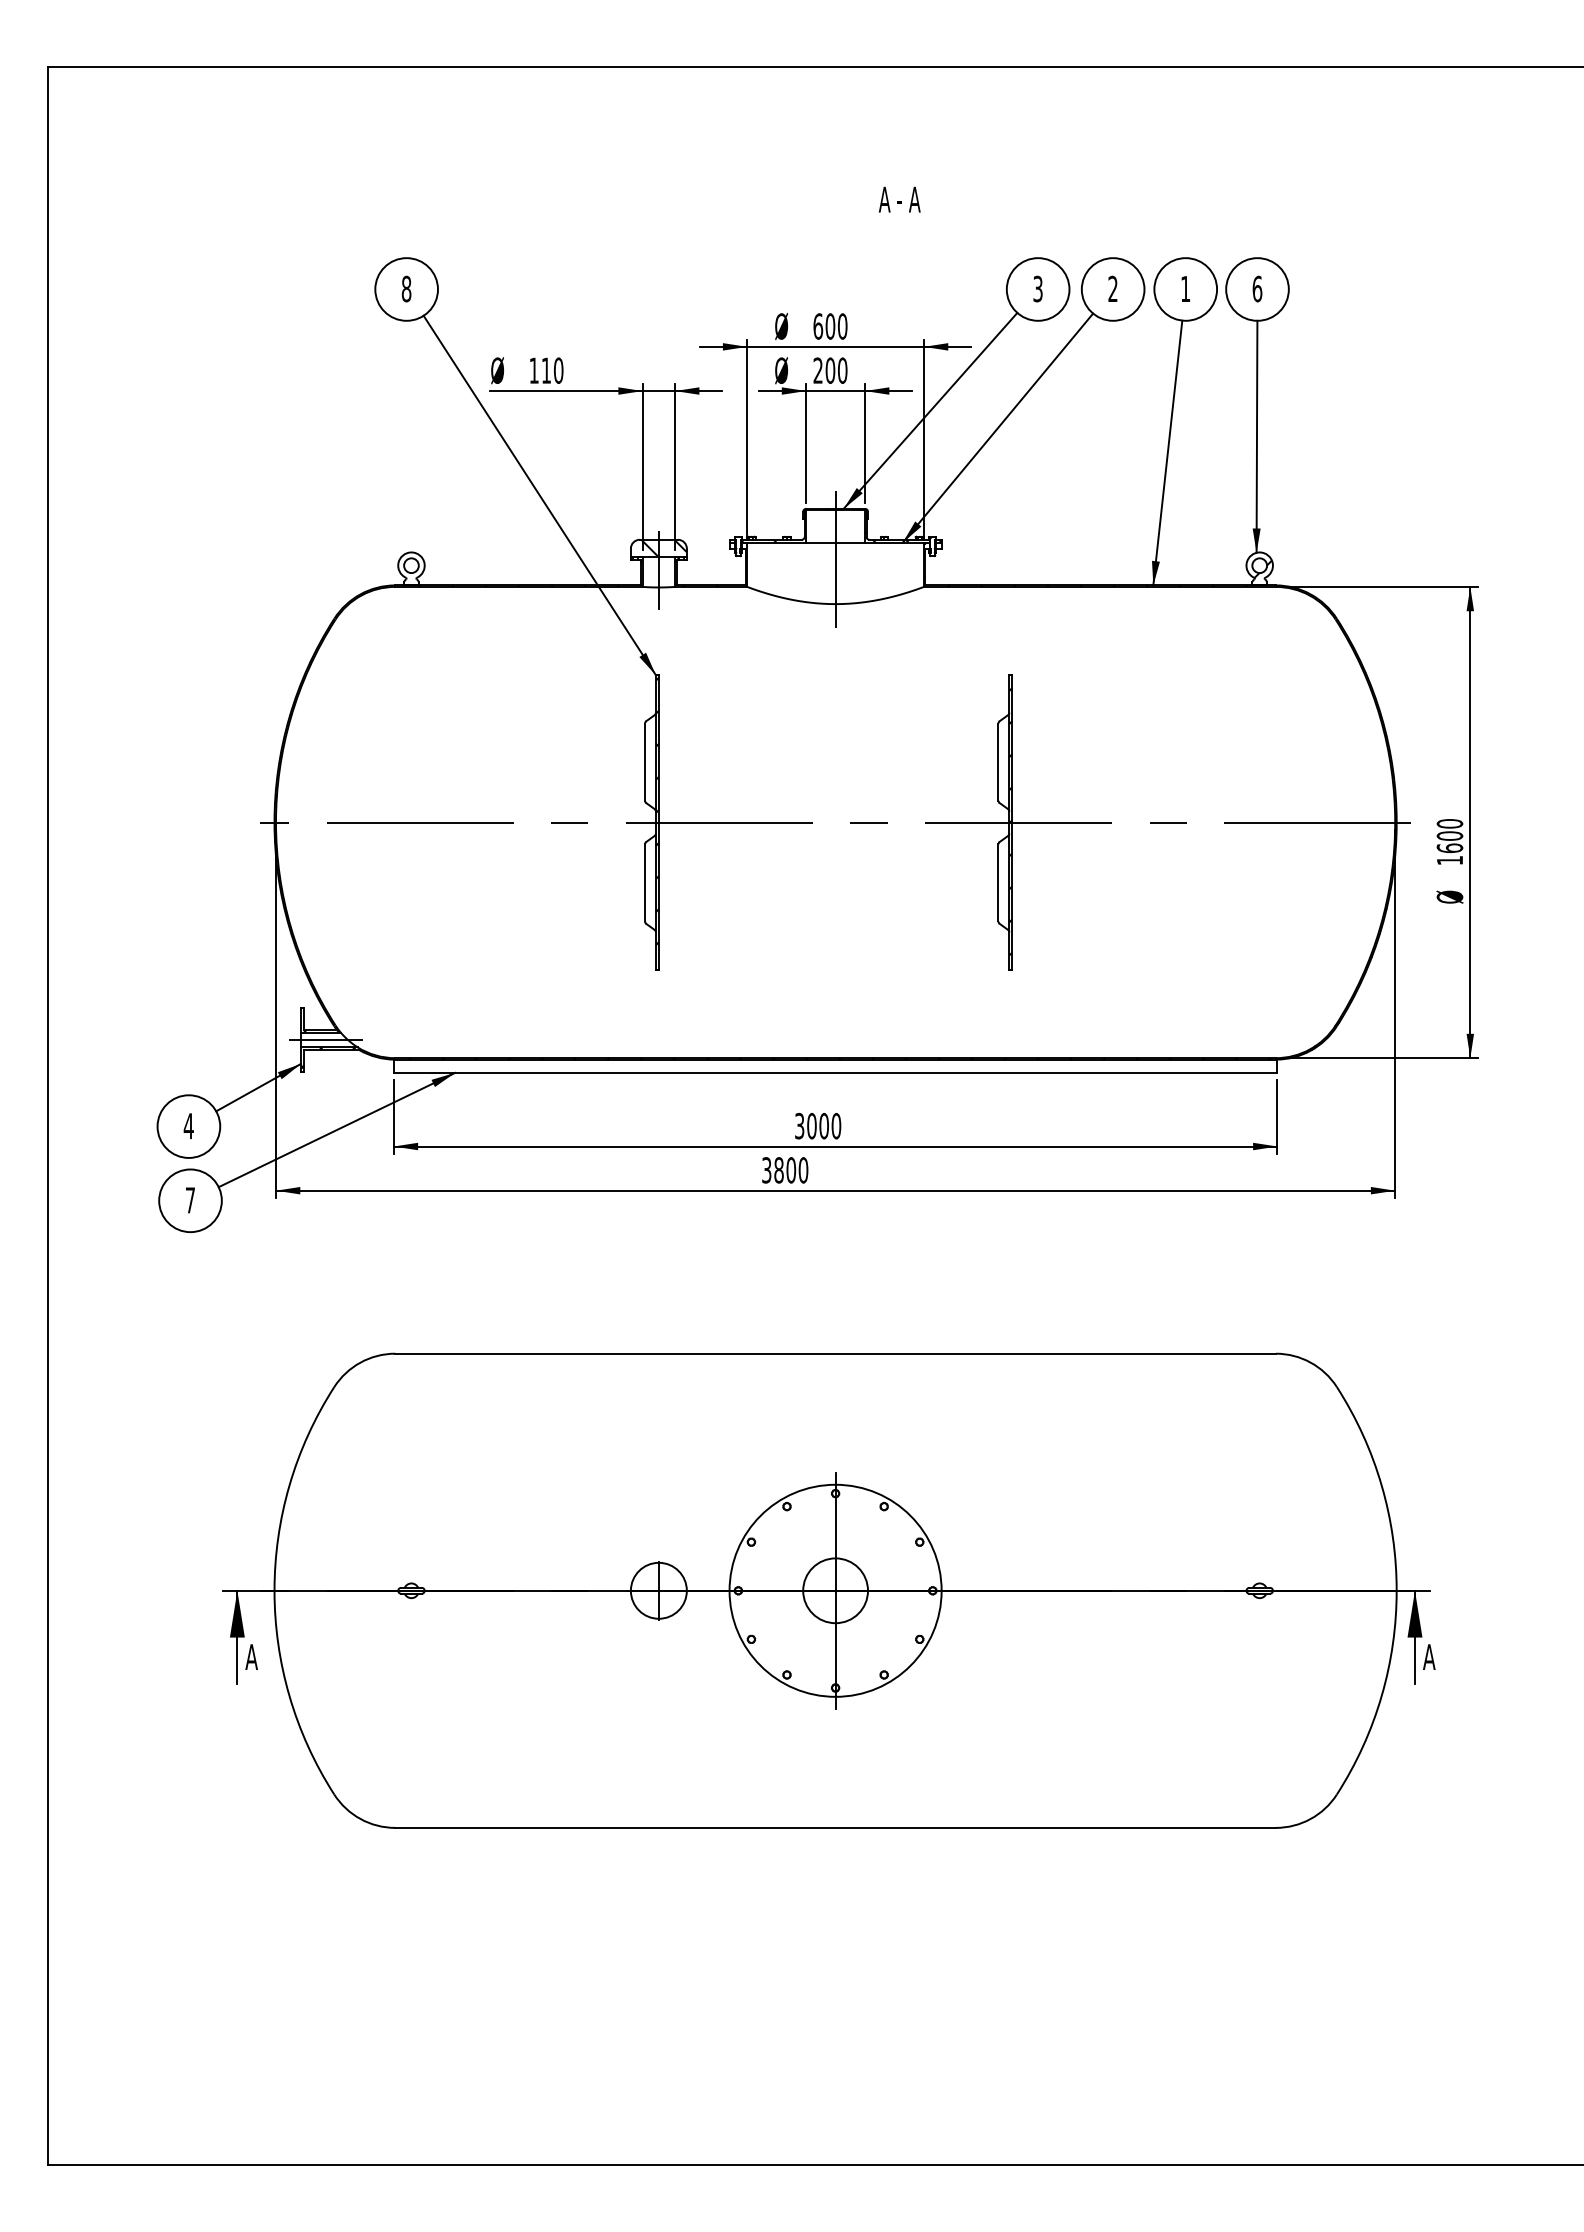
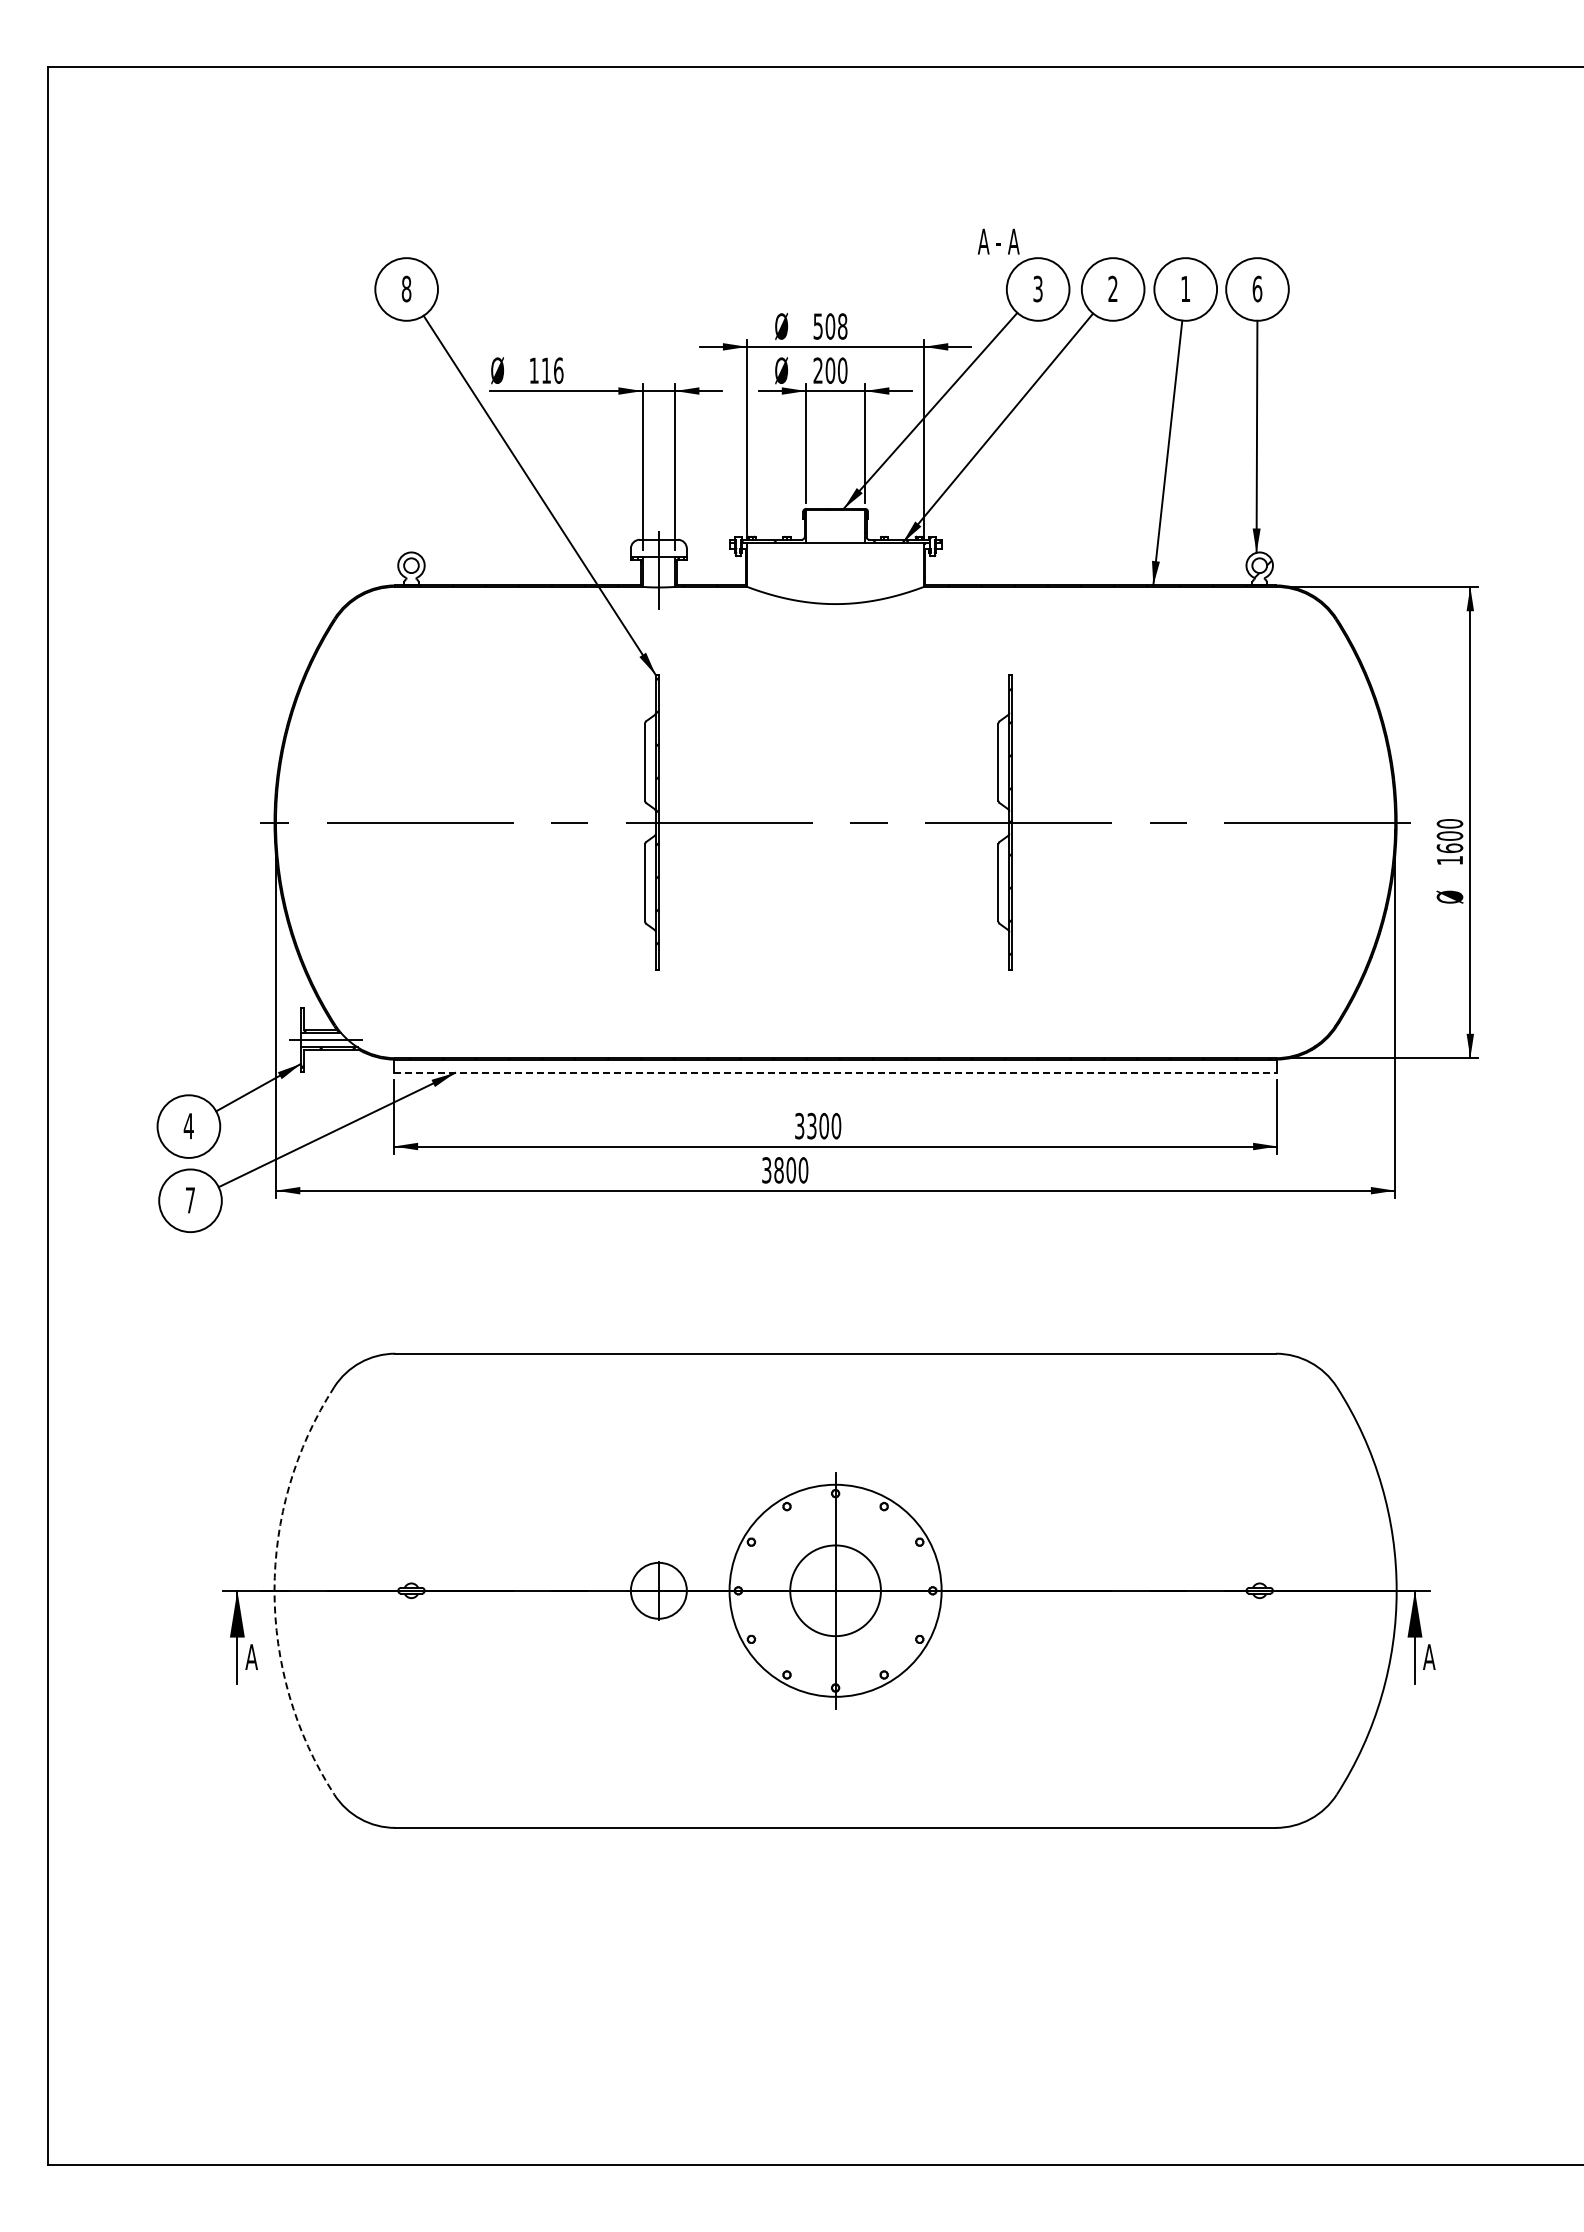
text position: (899, 199) -> (998, 241) (998, 241)
text: 600 -> 508 (830, 326)
text: 110 -> 116 (558, 370)
hatch: present -> none (663, 548)
line: present -> none (835, 559)
line: solid -> dashed (835, 1072)
text: 3000 -> 3300 (811, 1126)
arc: solid -> dashed (274, 1590)
circle diameter: 65 px -> 91 px (835, 1590)
